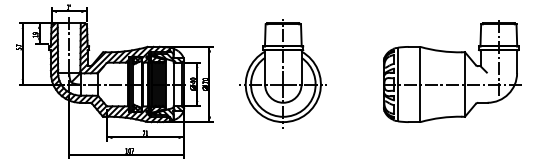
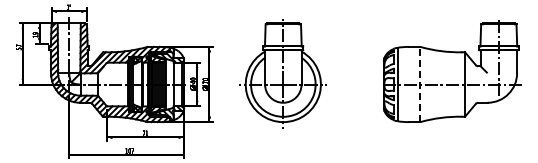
line: solid -> dashed (420, 84)
